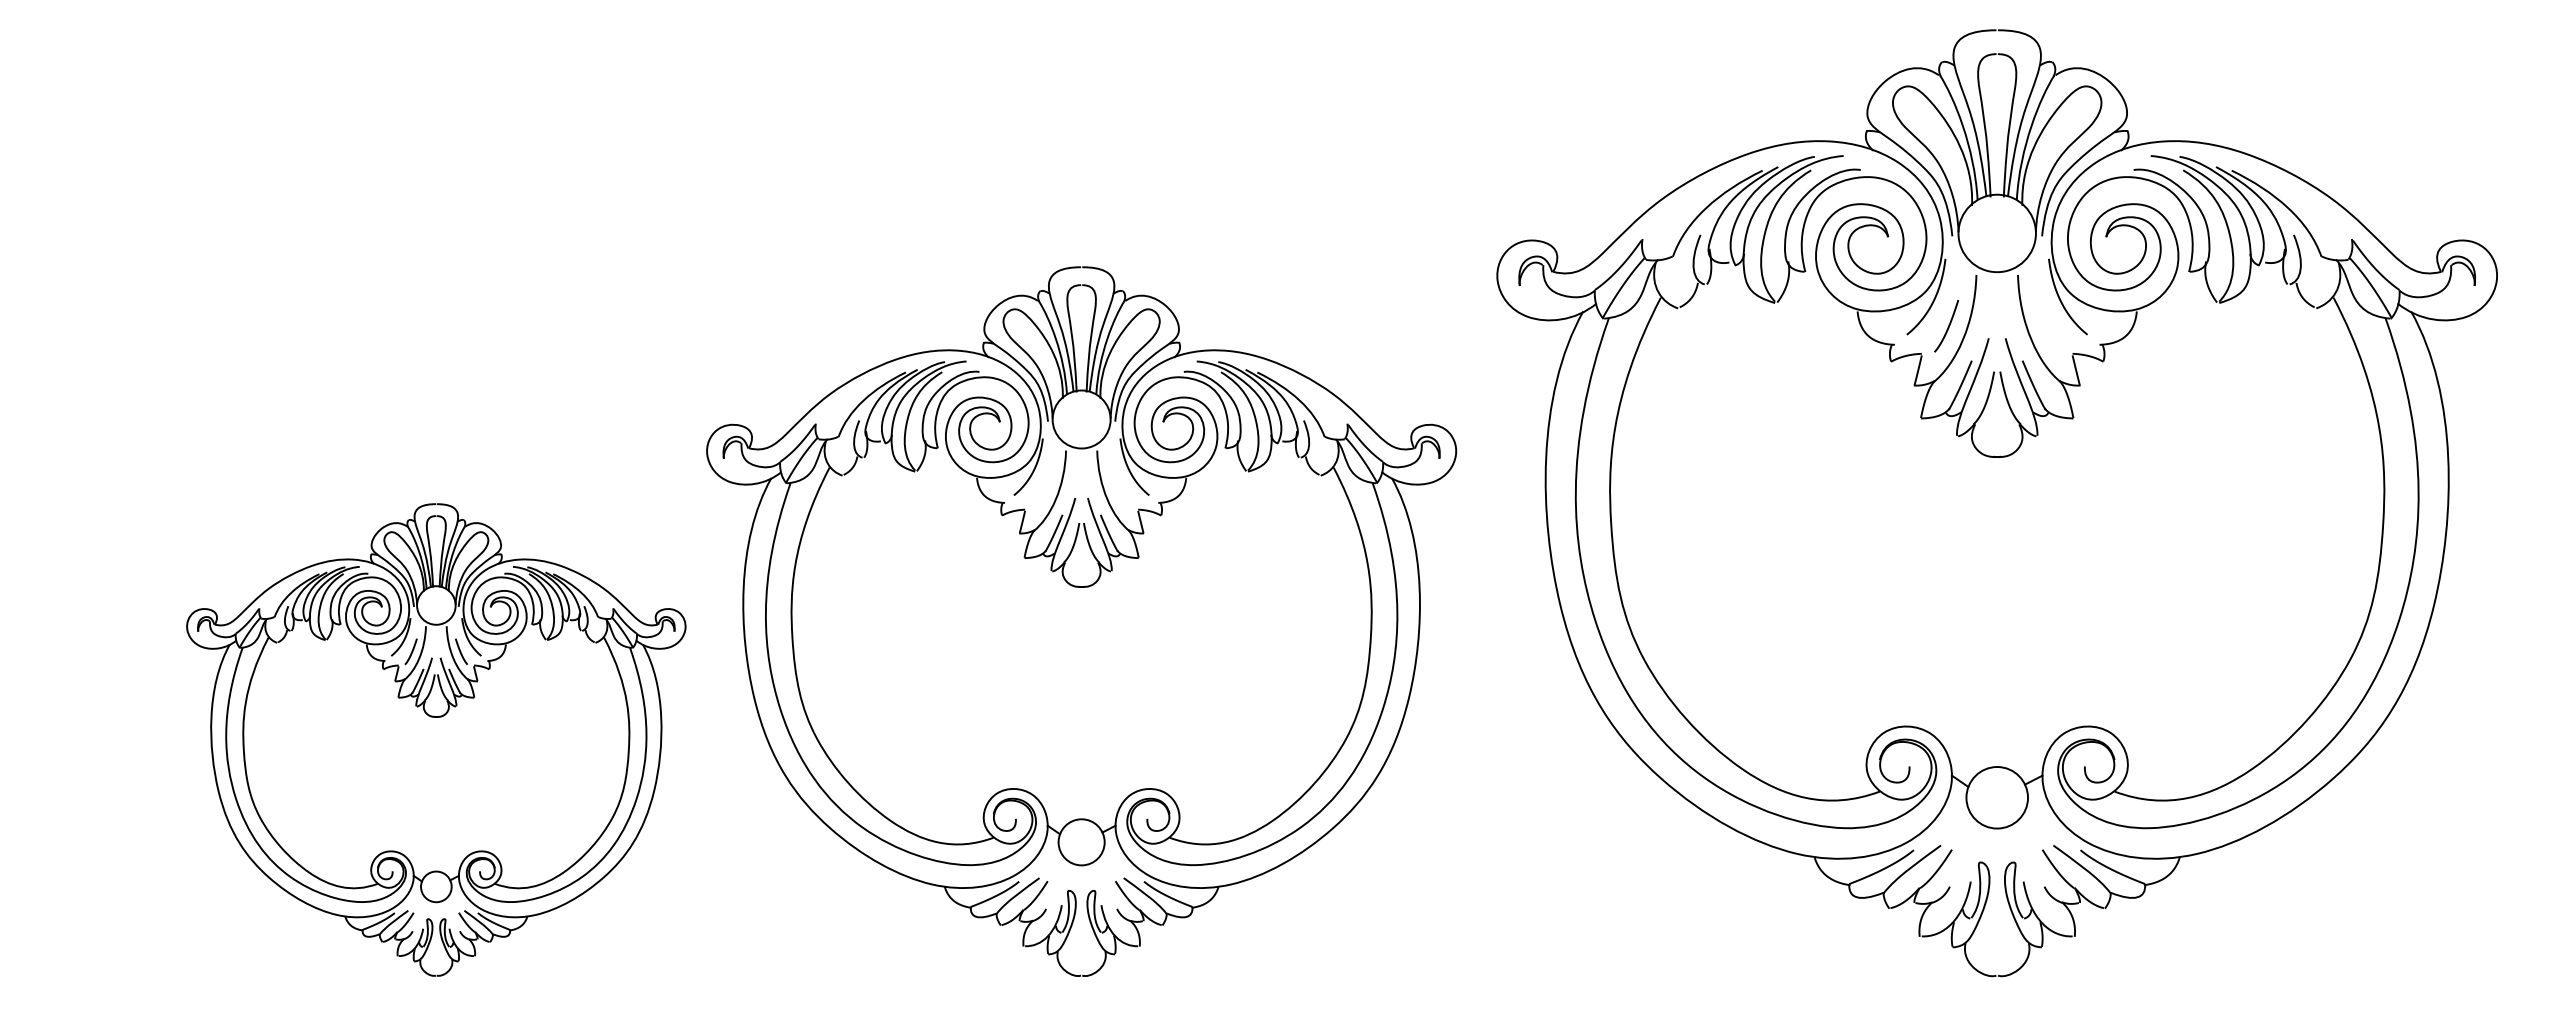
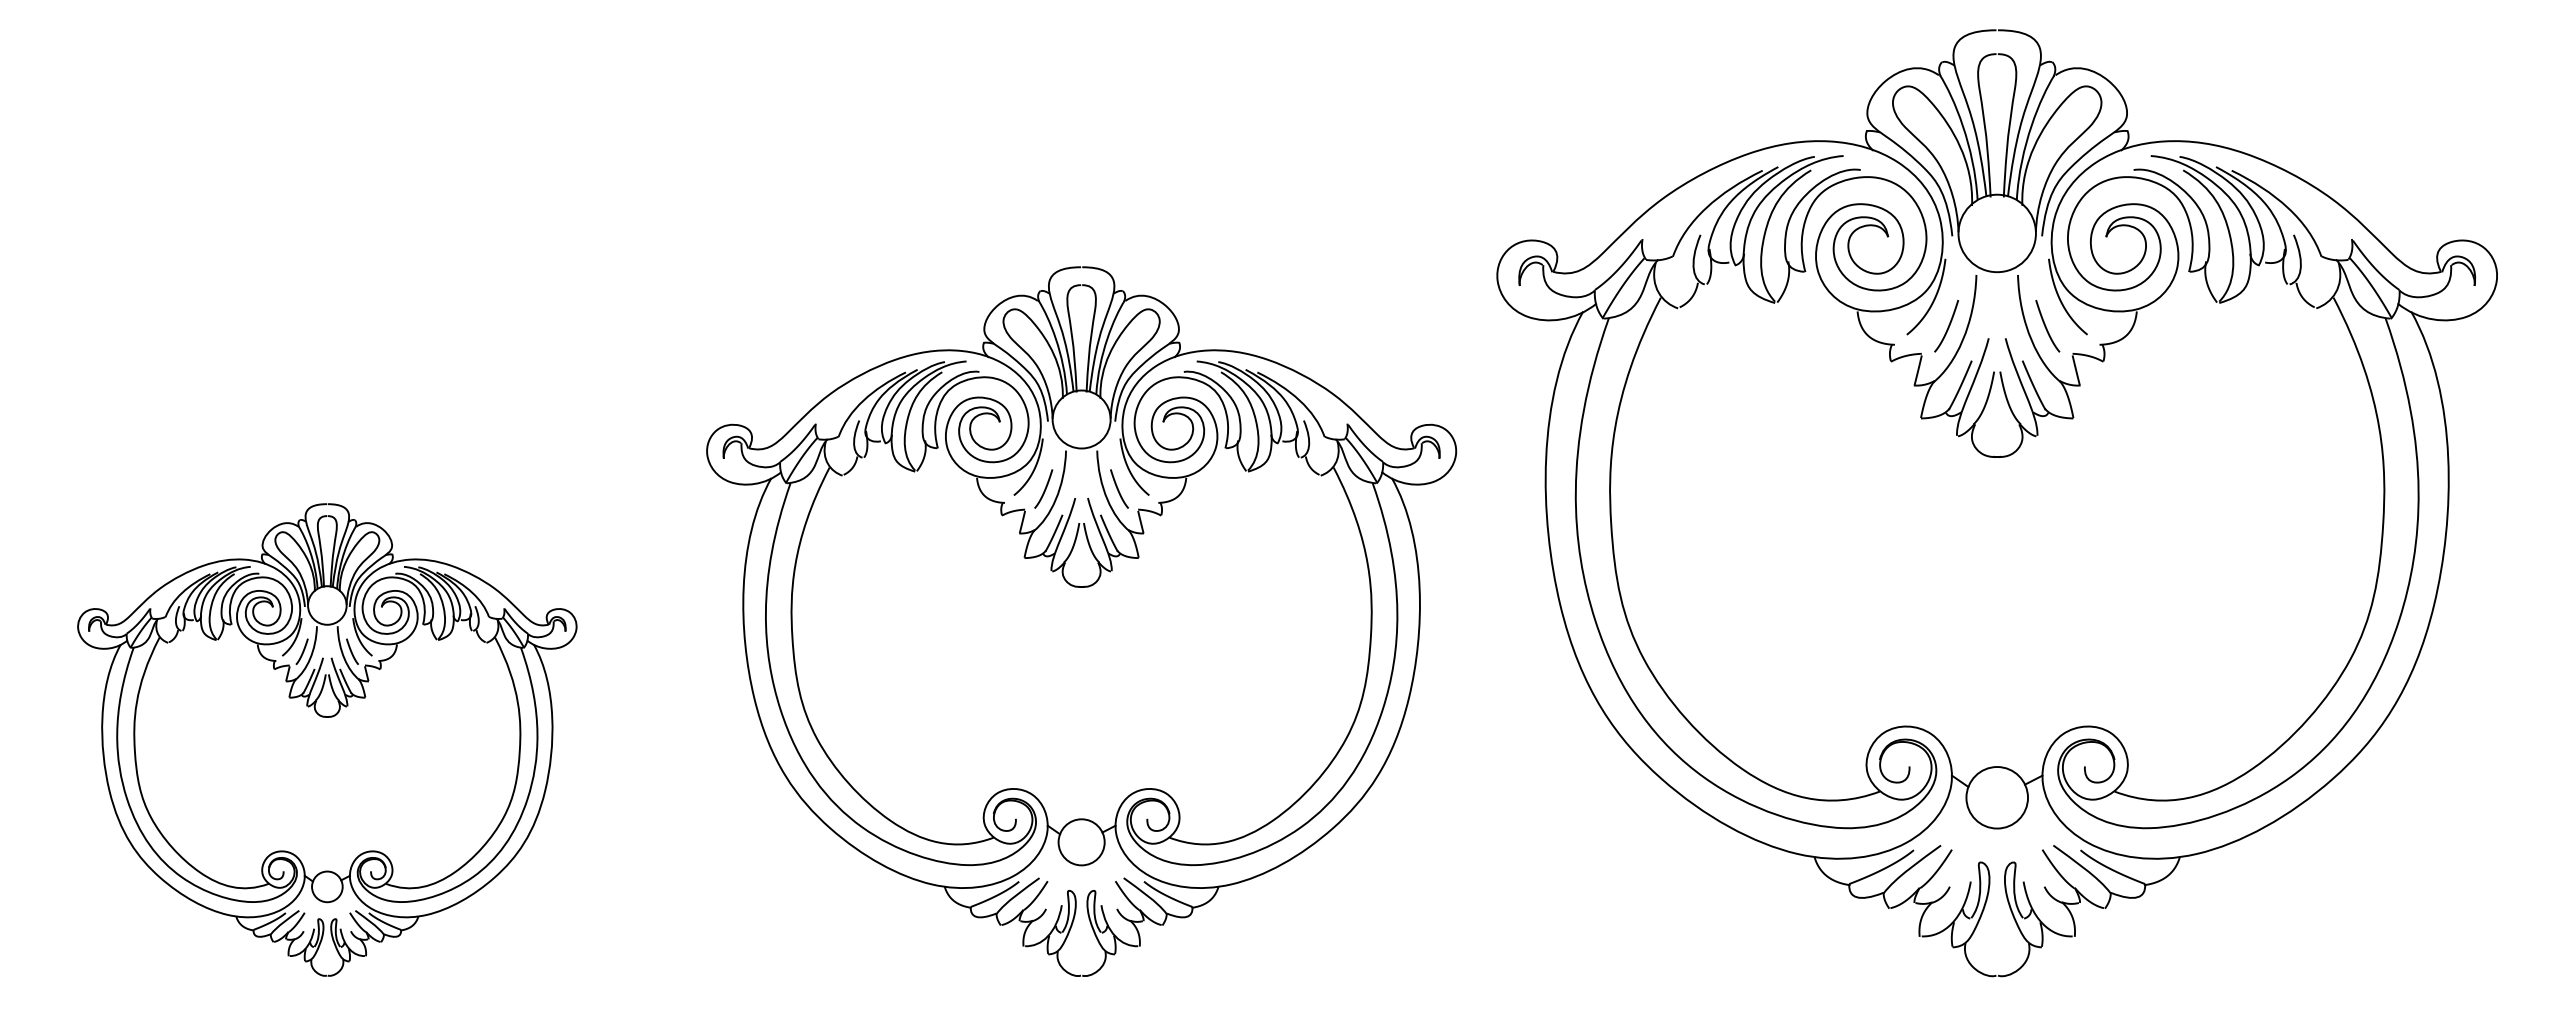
curve: none -> present (2046, 326)
curve: none -> present (1044, 488)
curve: none -> present (1118, 488)
part position: (436, 739) -> (327, 739) (327, 739)
